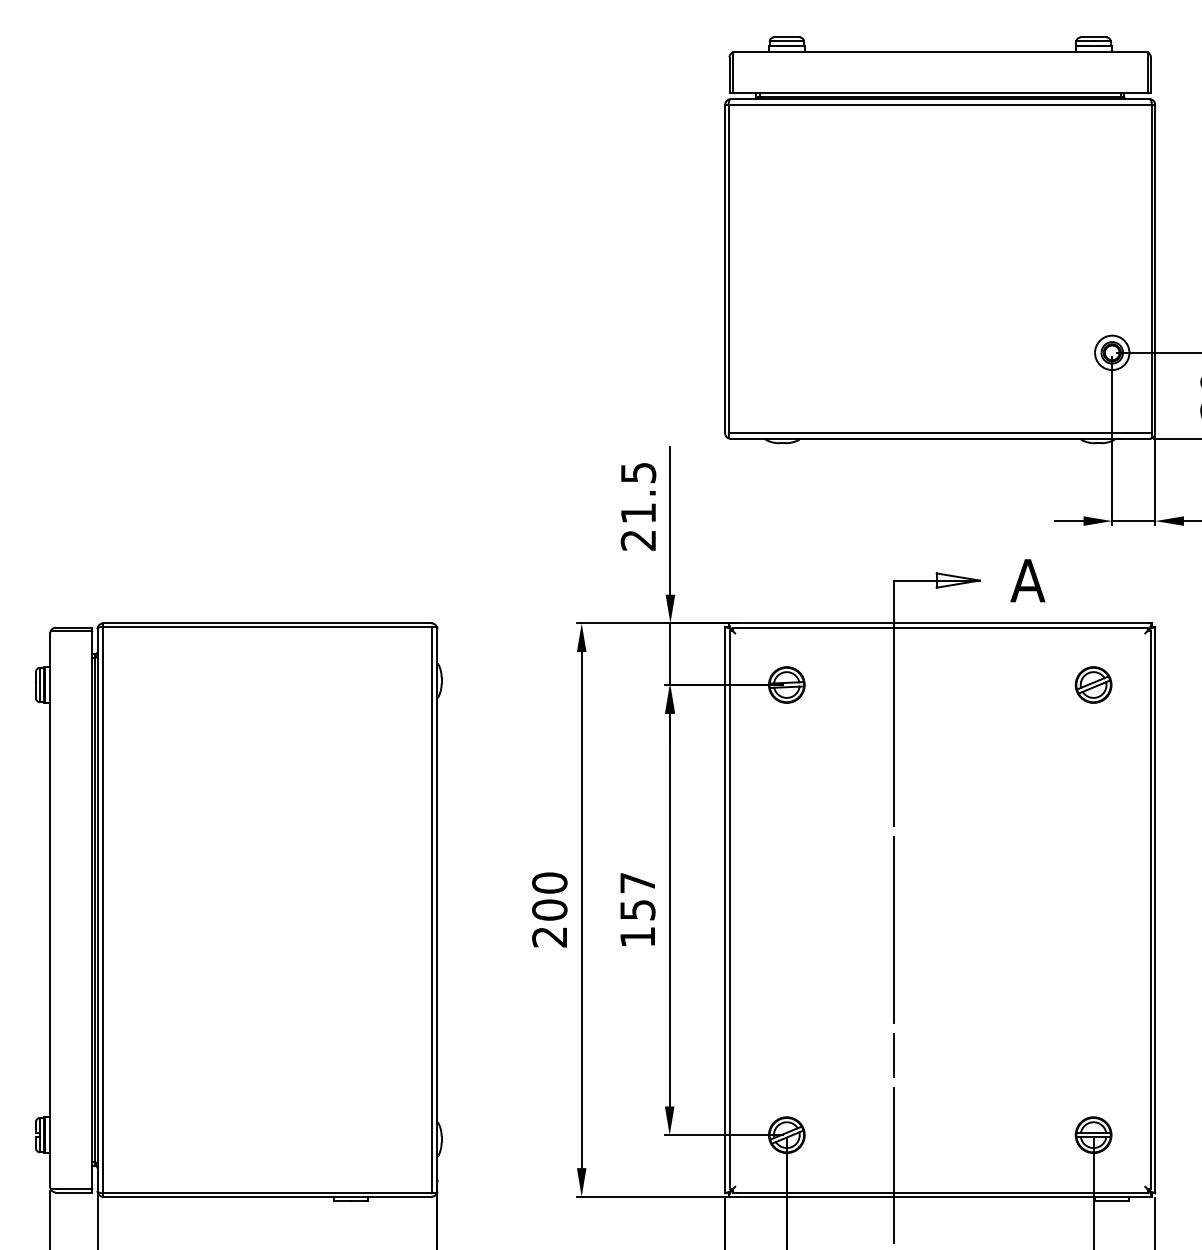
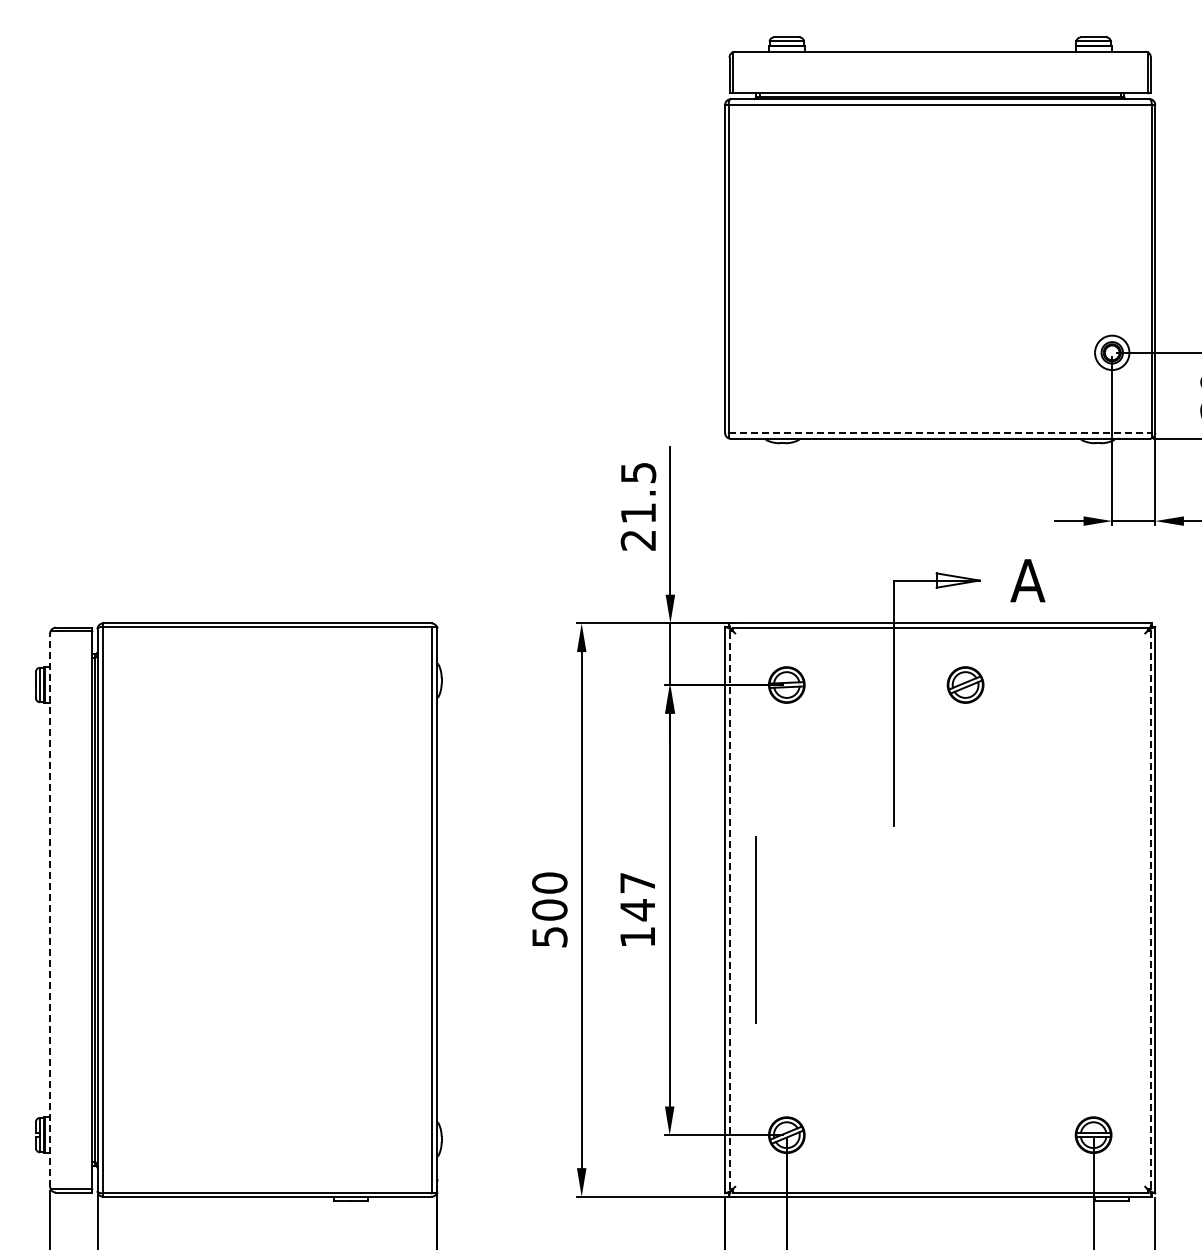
line: solid -> dashed (940, 433)
part position: (1093, 684) -> (965, 684) (965, 684)
line: solid -> dashed (50, 910)
text: 157 -> 147 (637, 910)
line: solid -> dashed (729, 910)
line: solid -> dashed (1150, 910)
line position: (893, 929) -> (755, 929) (755, 929)
text: 200 -> 500 (549, 937)
line: present -> none (893, 1054)
line: present -> none (893, 1164)
